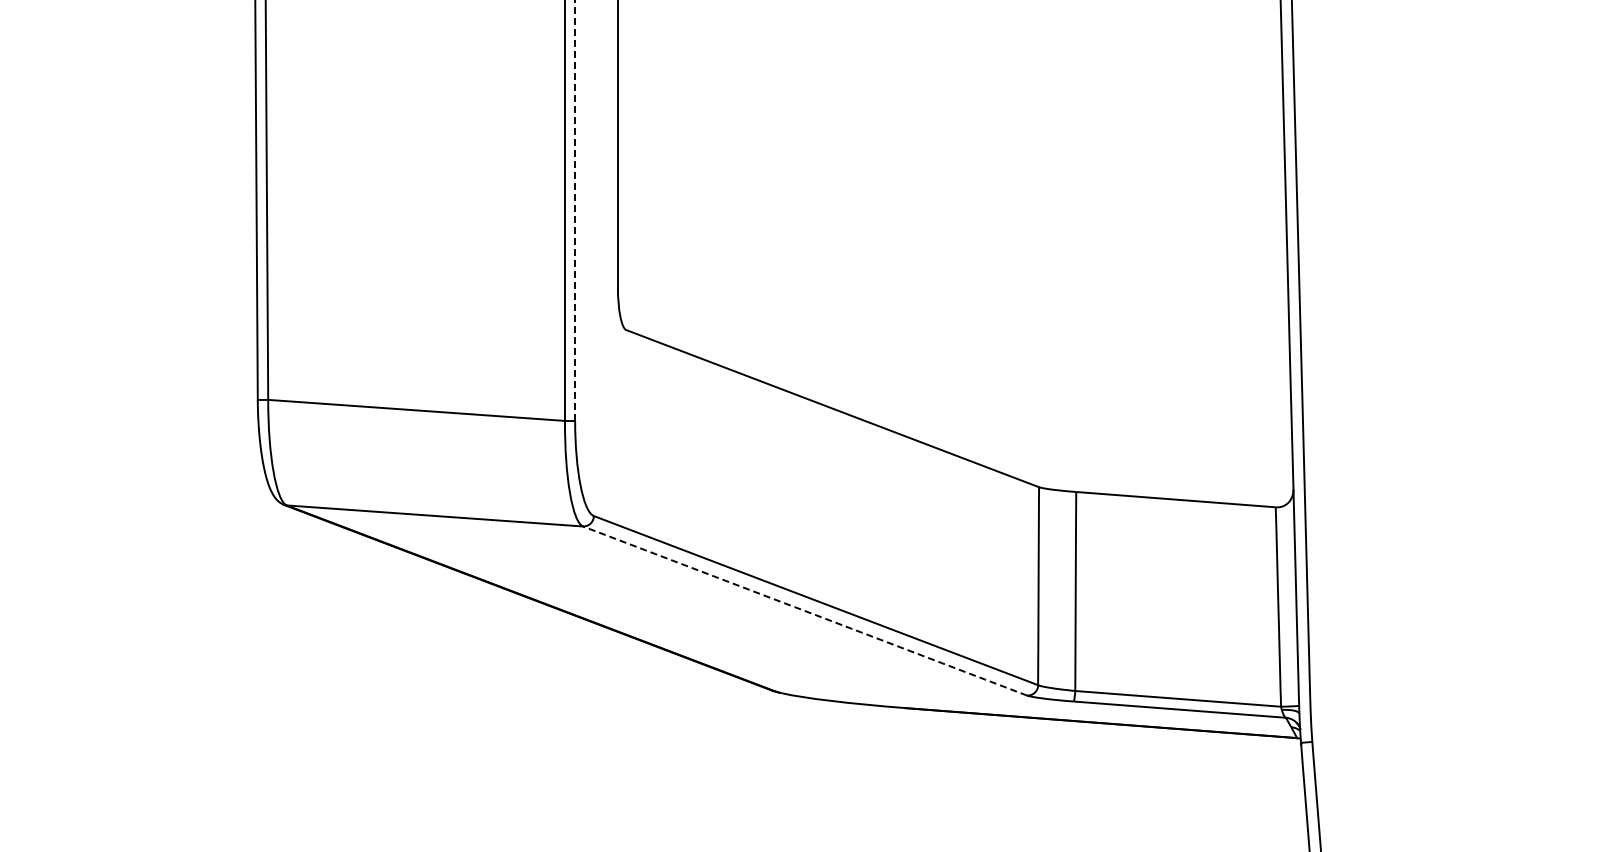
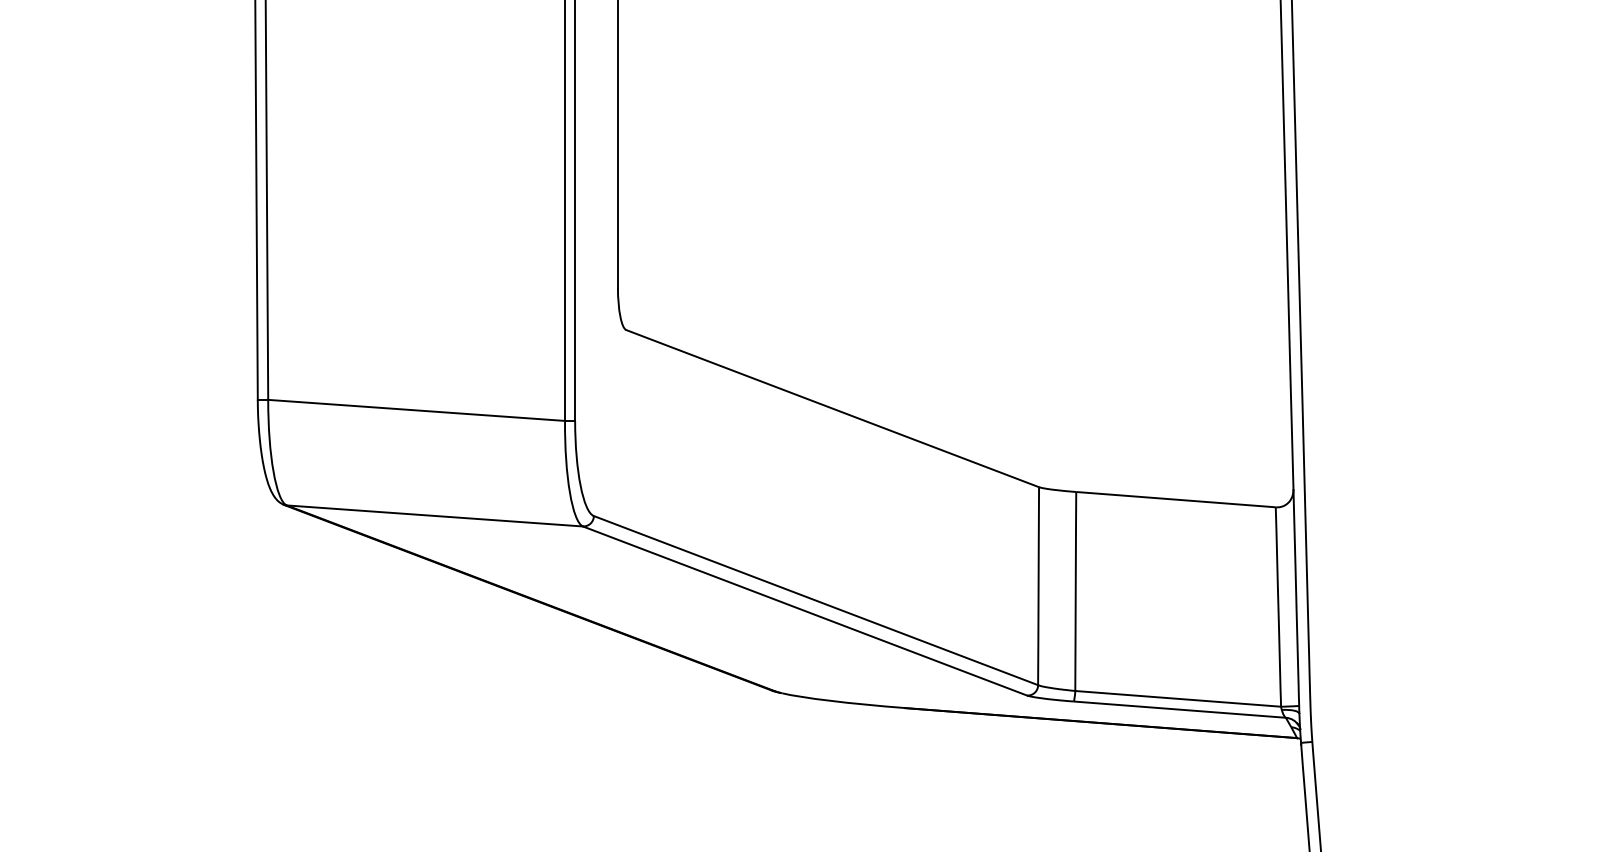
line: dashed -> solid (575, 210)
line: dashed -> solid (805, 611)
